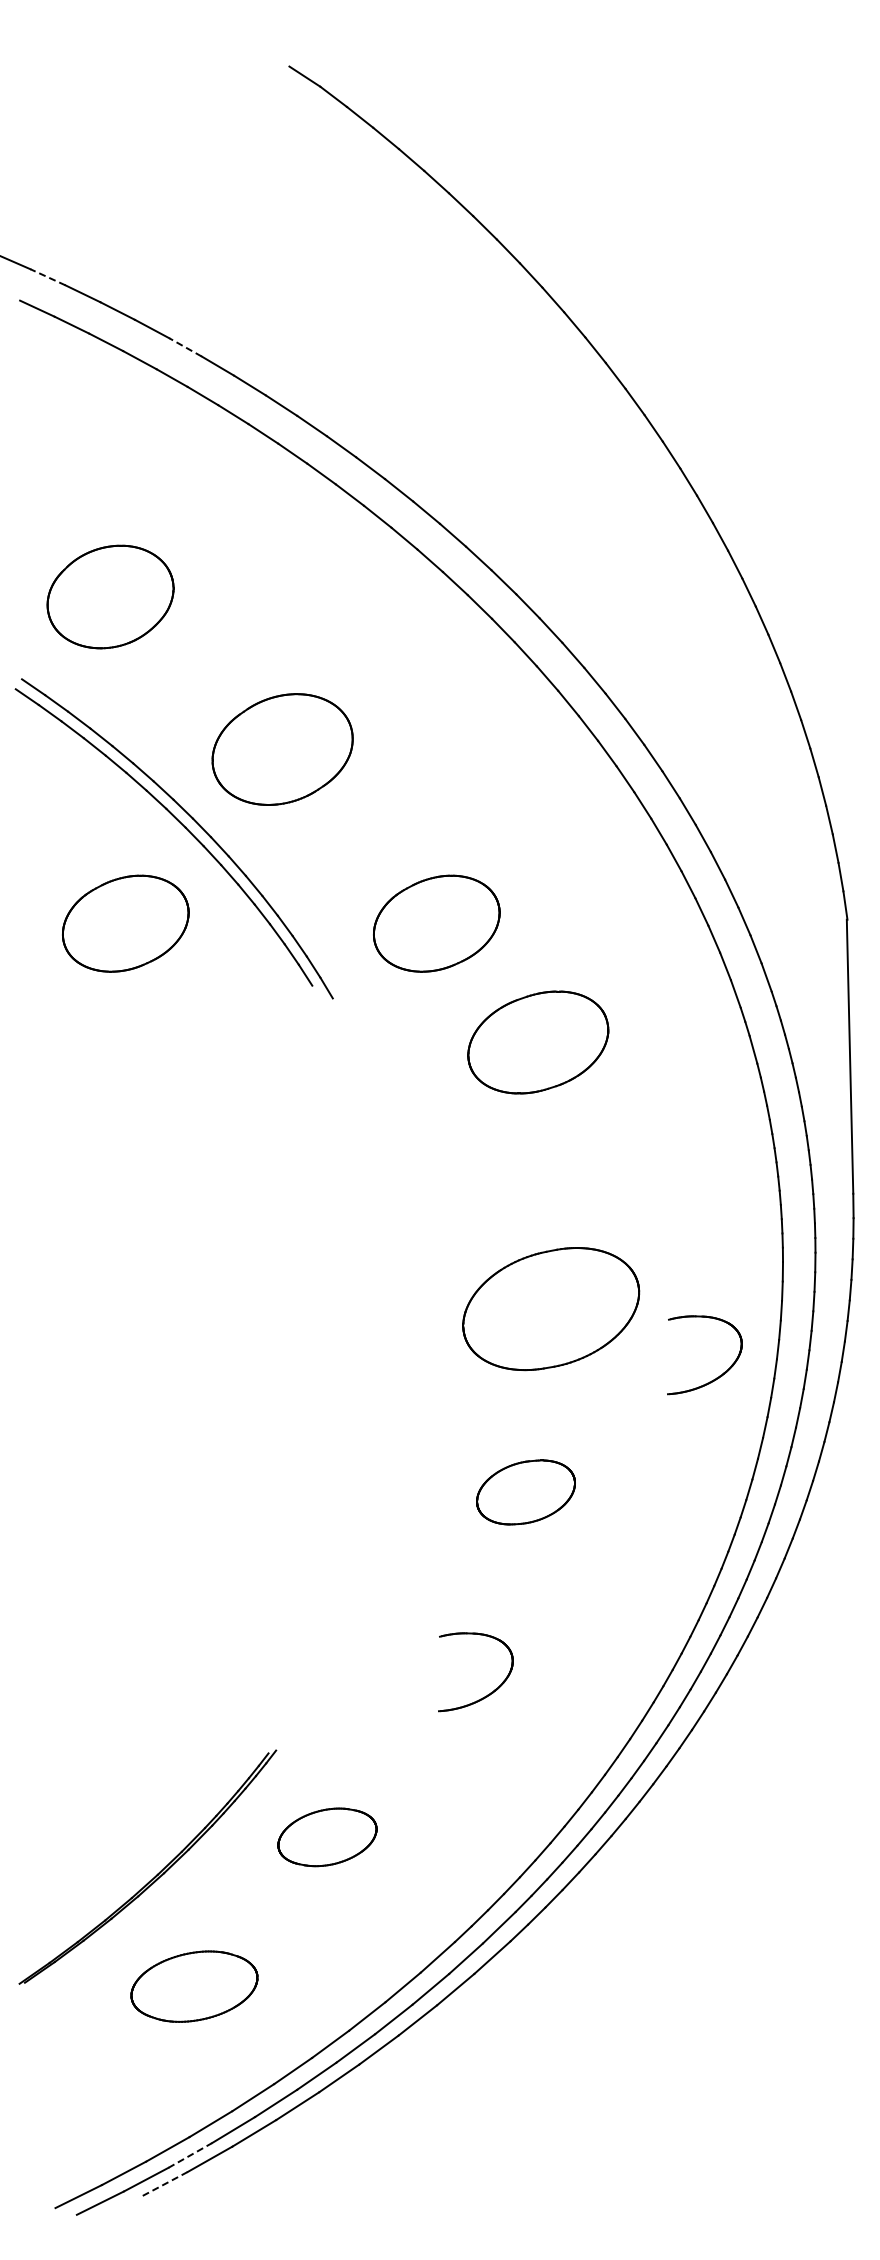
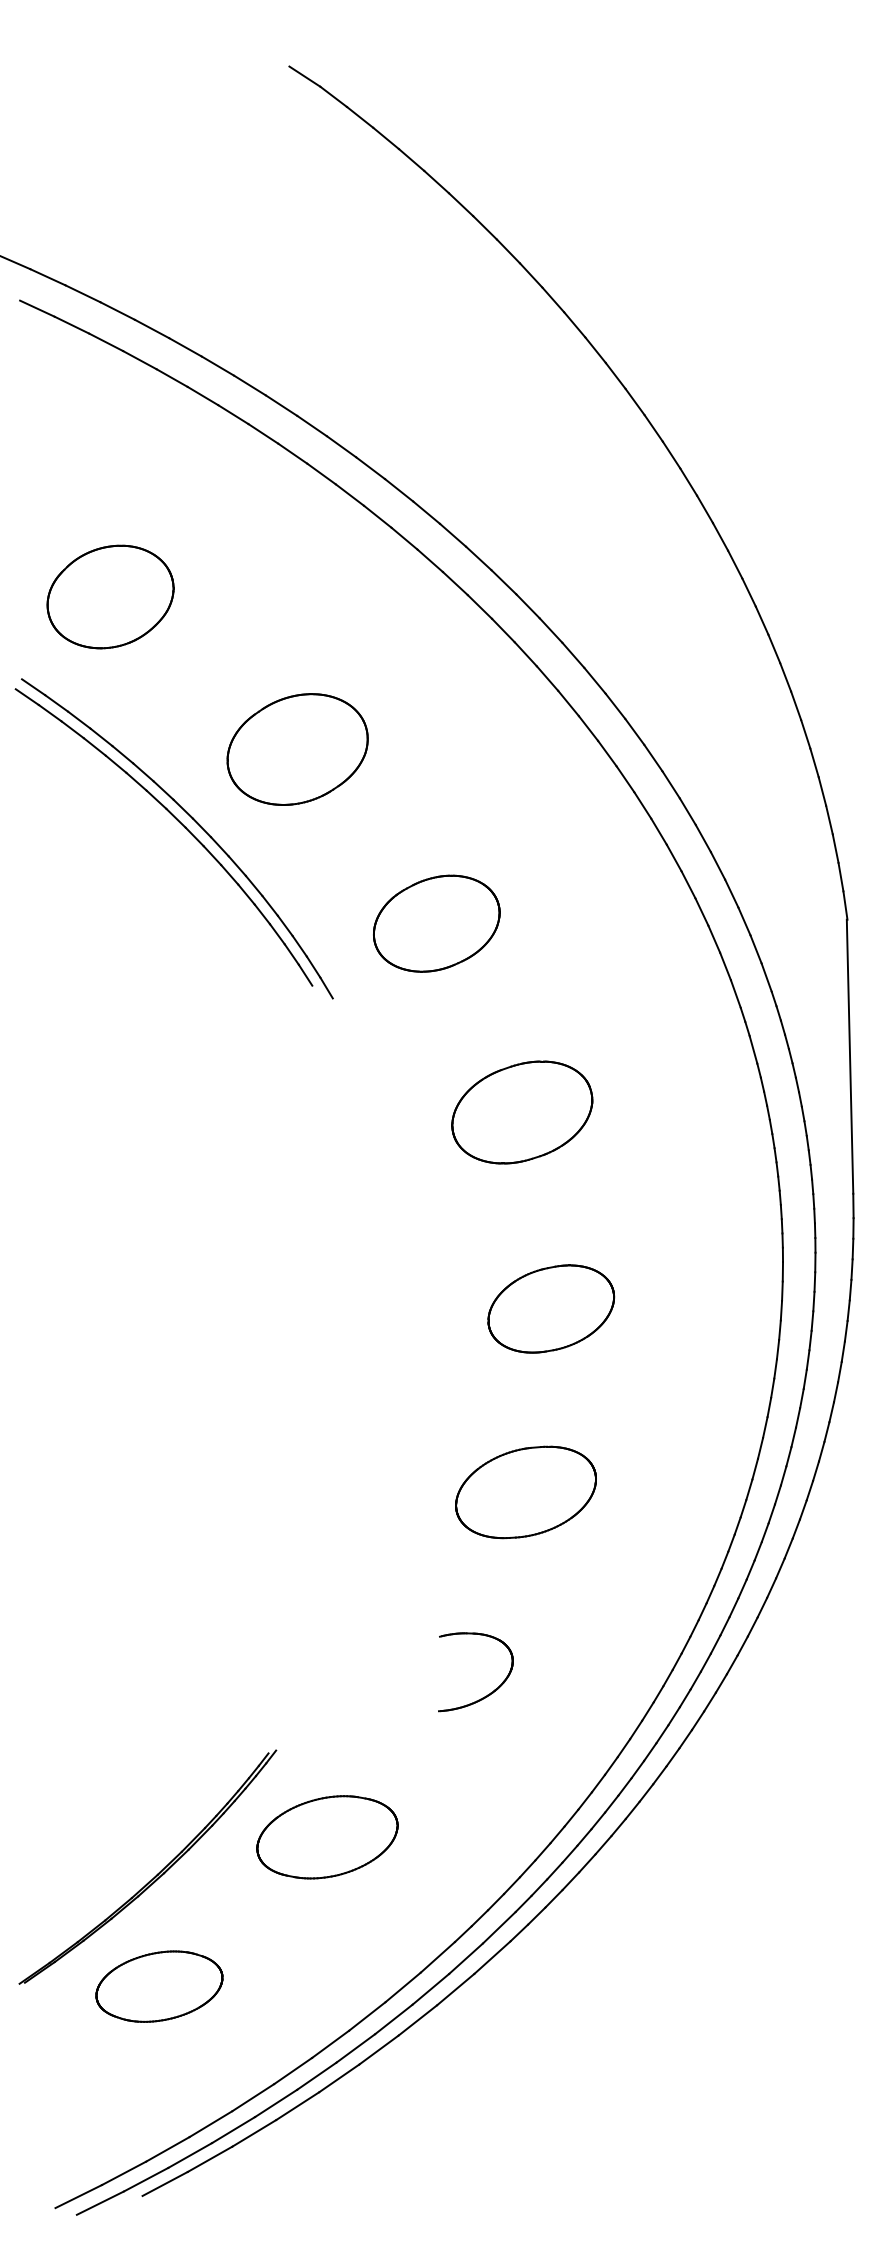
line: dashed -> solid (47, 277)
line: dashed -> solid (185, 347)
part position: (282, 749) -> (297, 749) (297, 749)
part: present -> none (125, 923)
part position: (538, 1042) -> (522, 1112) (522, 1112)
part size: 179x125 px -> 129x90 px (551, 1308)
part: present -> none (719, 1375)
part size: 100x67 px -> 142x95 px (525, 1492)
part size: 101x61 px -> 143x85 px (327, 1837)
part position: (194, 1986) -> (159, 1986) (159, 1986)
line: dashed -> solid (190, 2155)
line: dashed -> solid (165, 2183)
